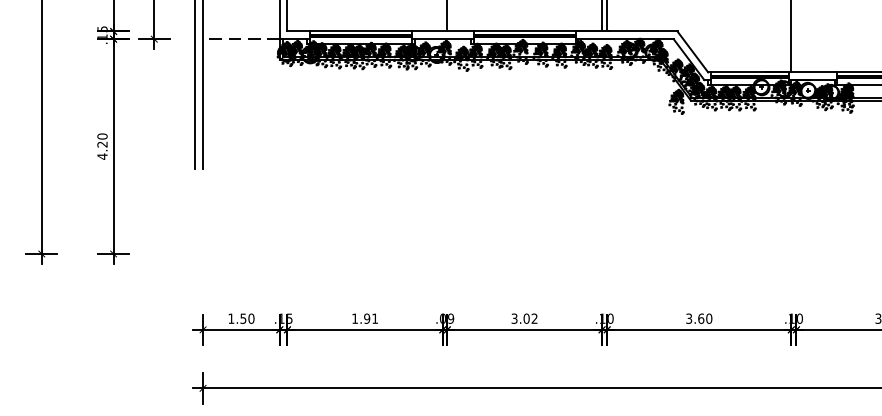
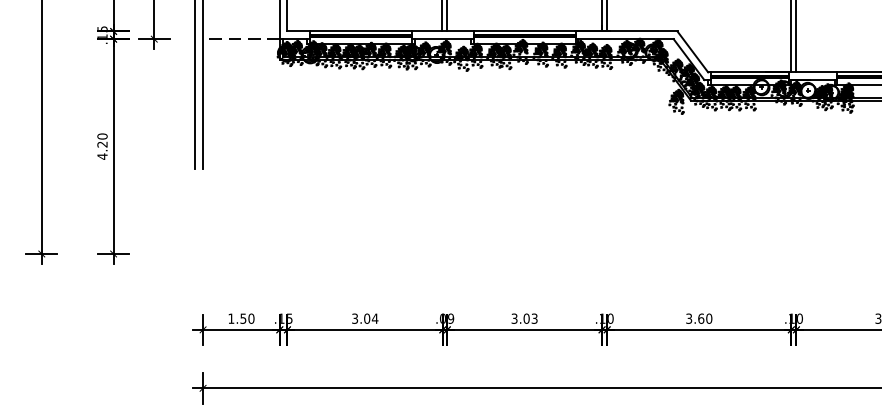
line: none -> present (442, 16)
line: none -> present (796, 37)
text: 1.91 -> 3.04 (365, 318)
text: 3.02 -> 3.03 (534, 318)
